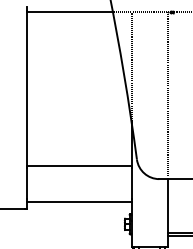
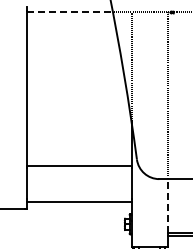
line: solid -> dashed (70, 11)
line: solid -> dashed (167, 205)
